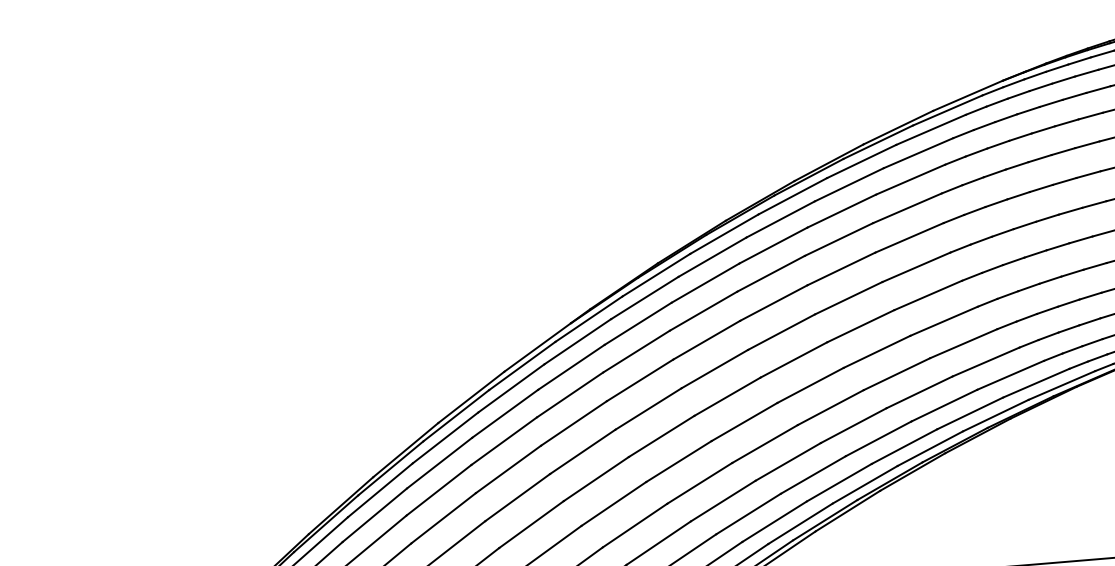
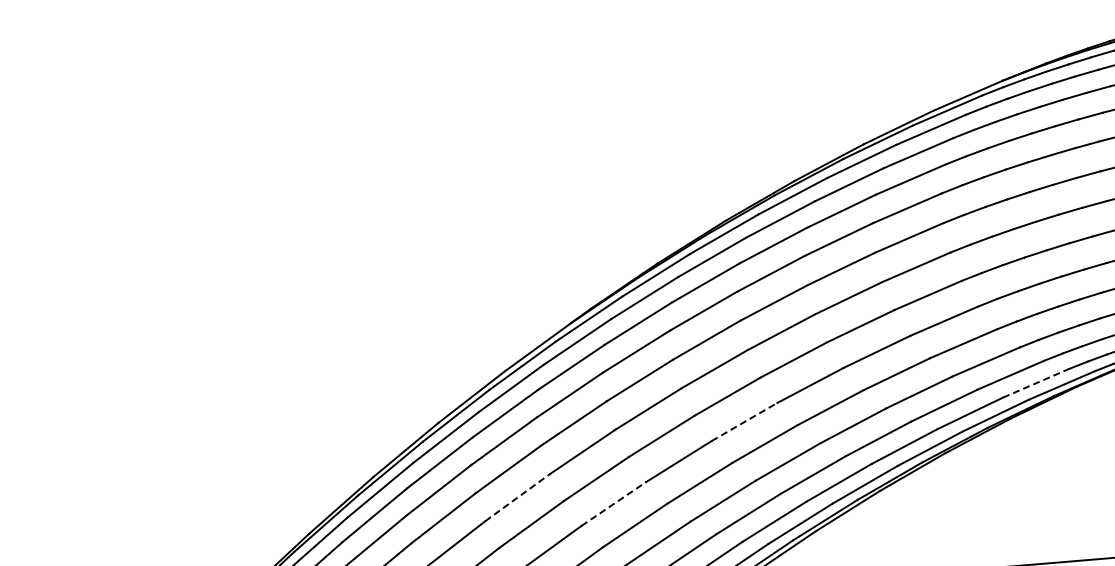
line: solid -> dashed (1036, 383)
line: solid -> dashed (744, 421)
line: solid -> dashed (518, 497)
line: solid -> dashed (614, 503)
